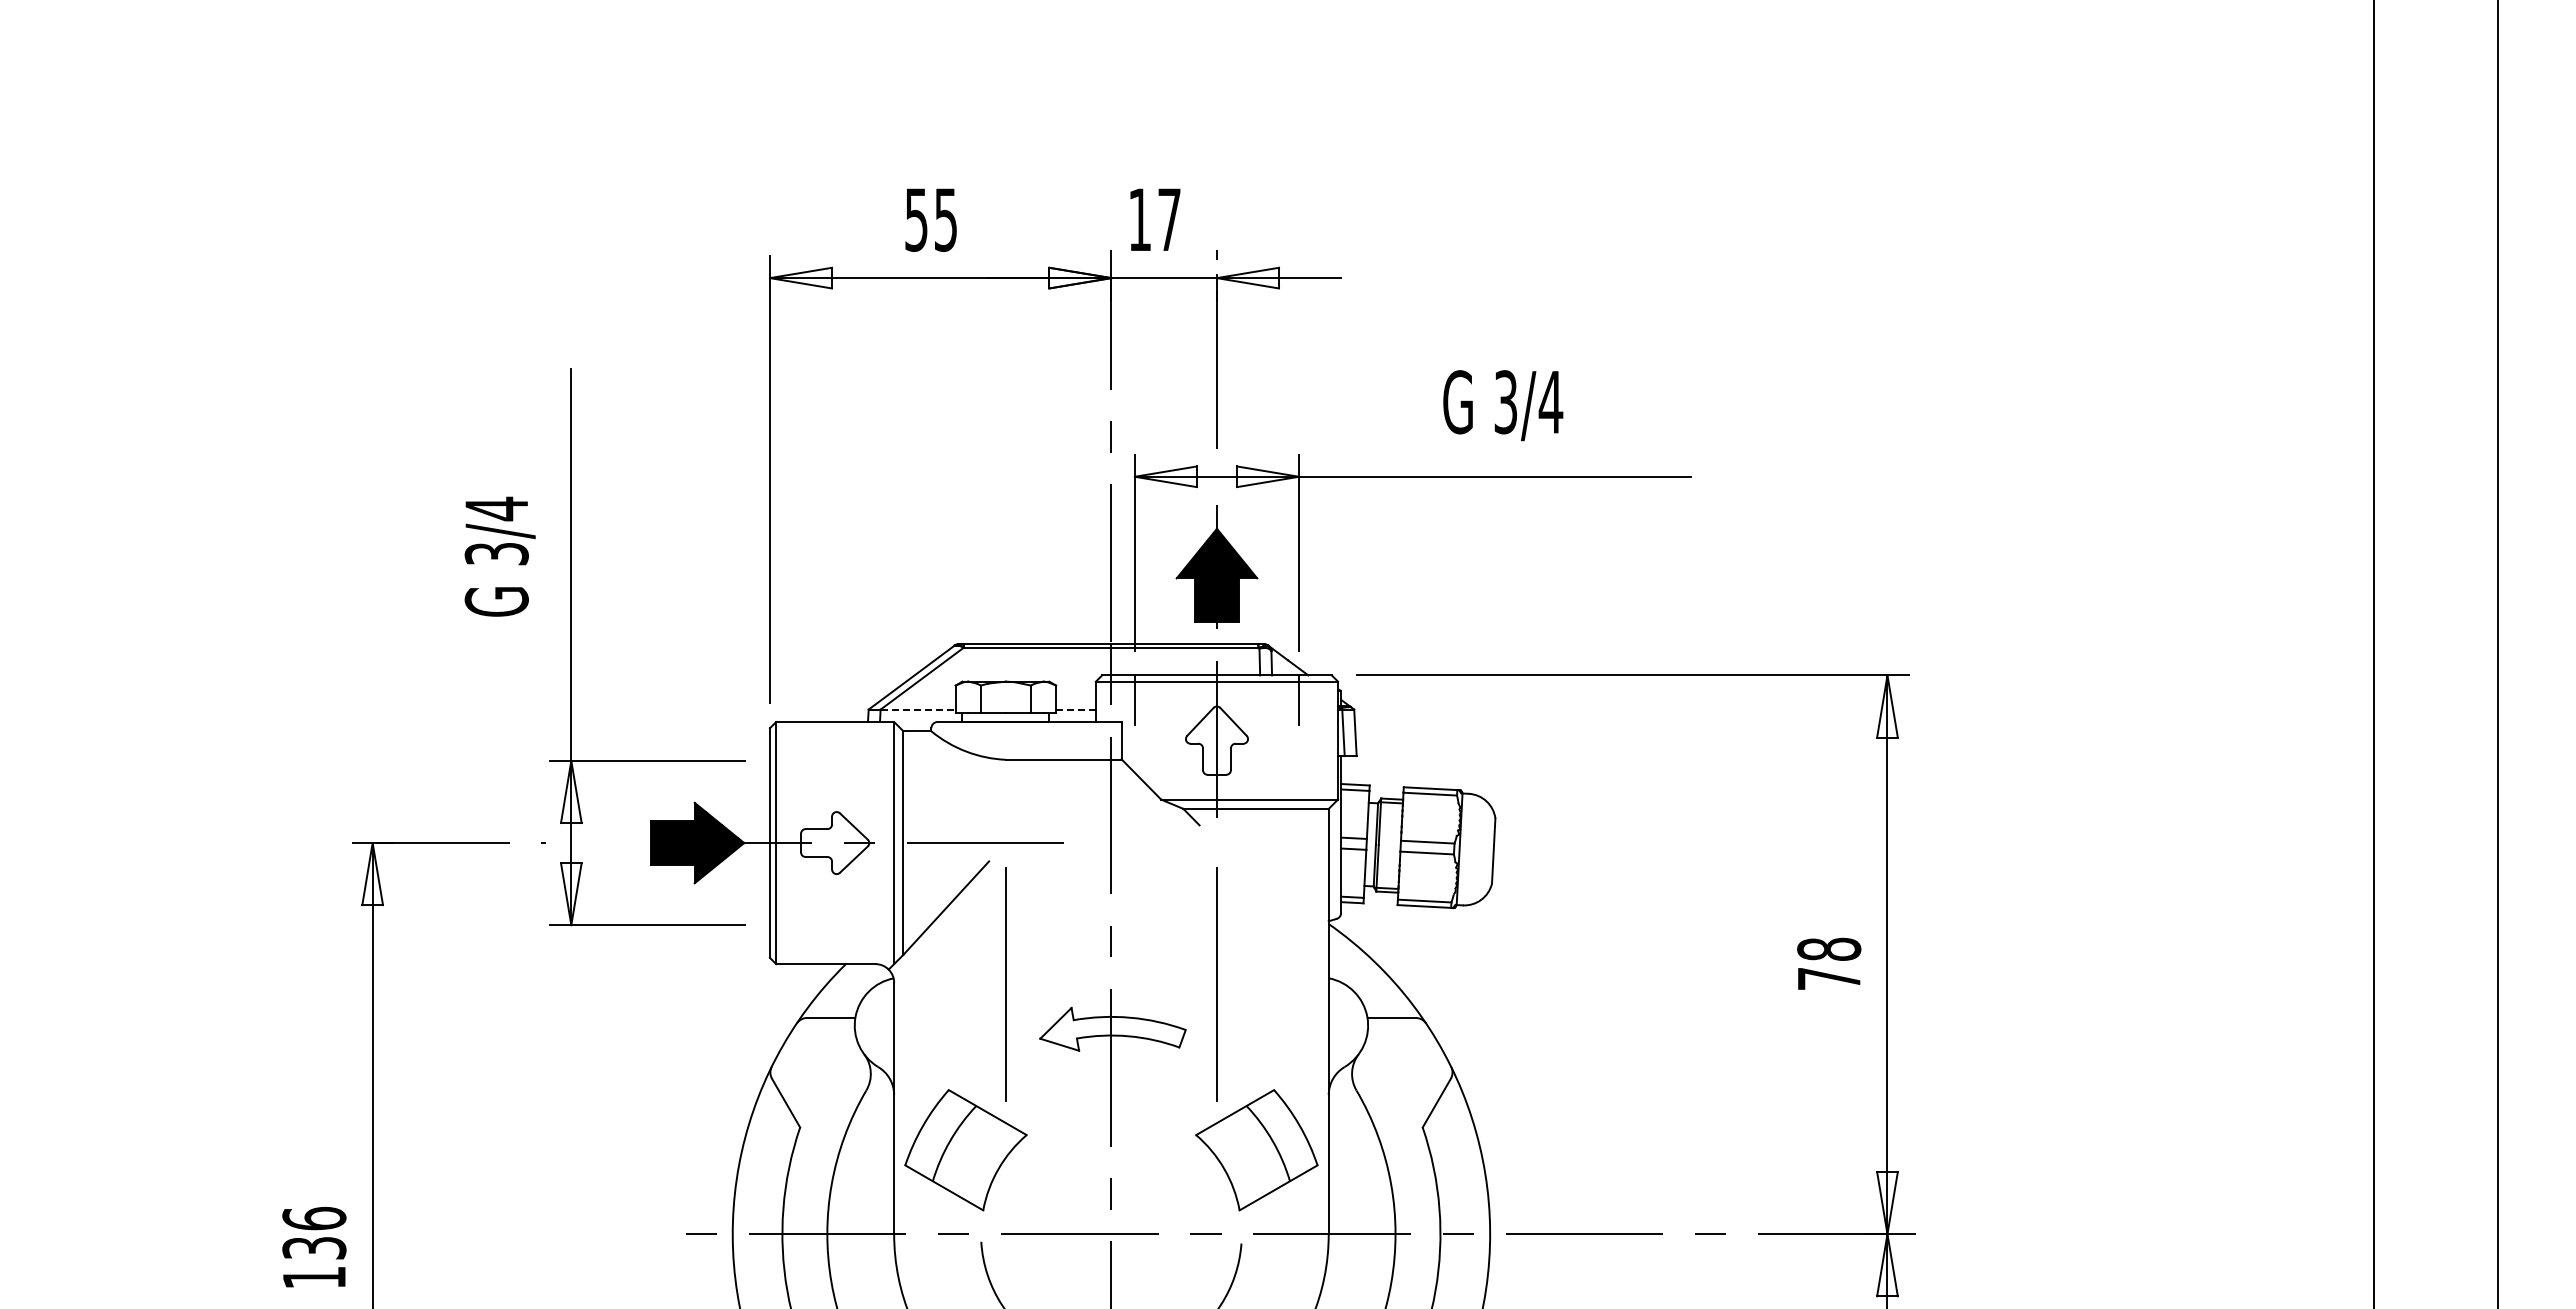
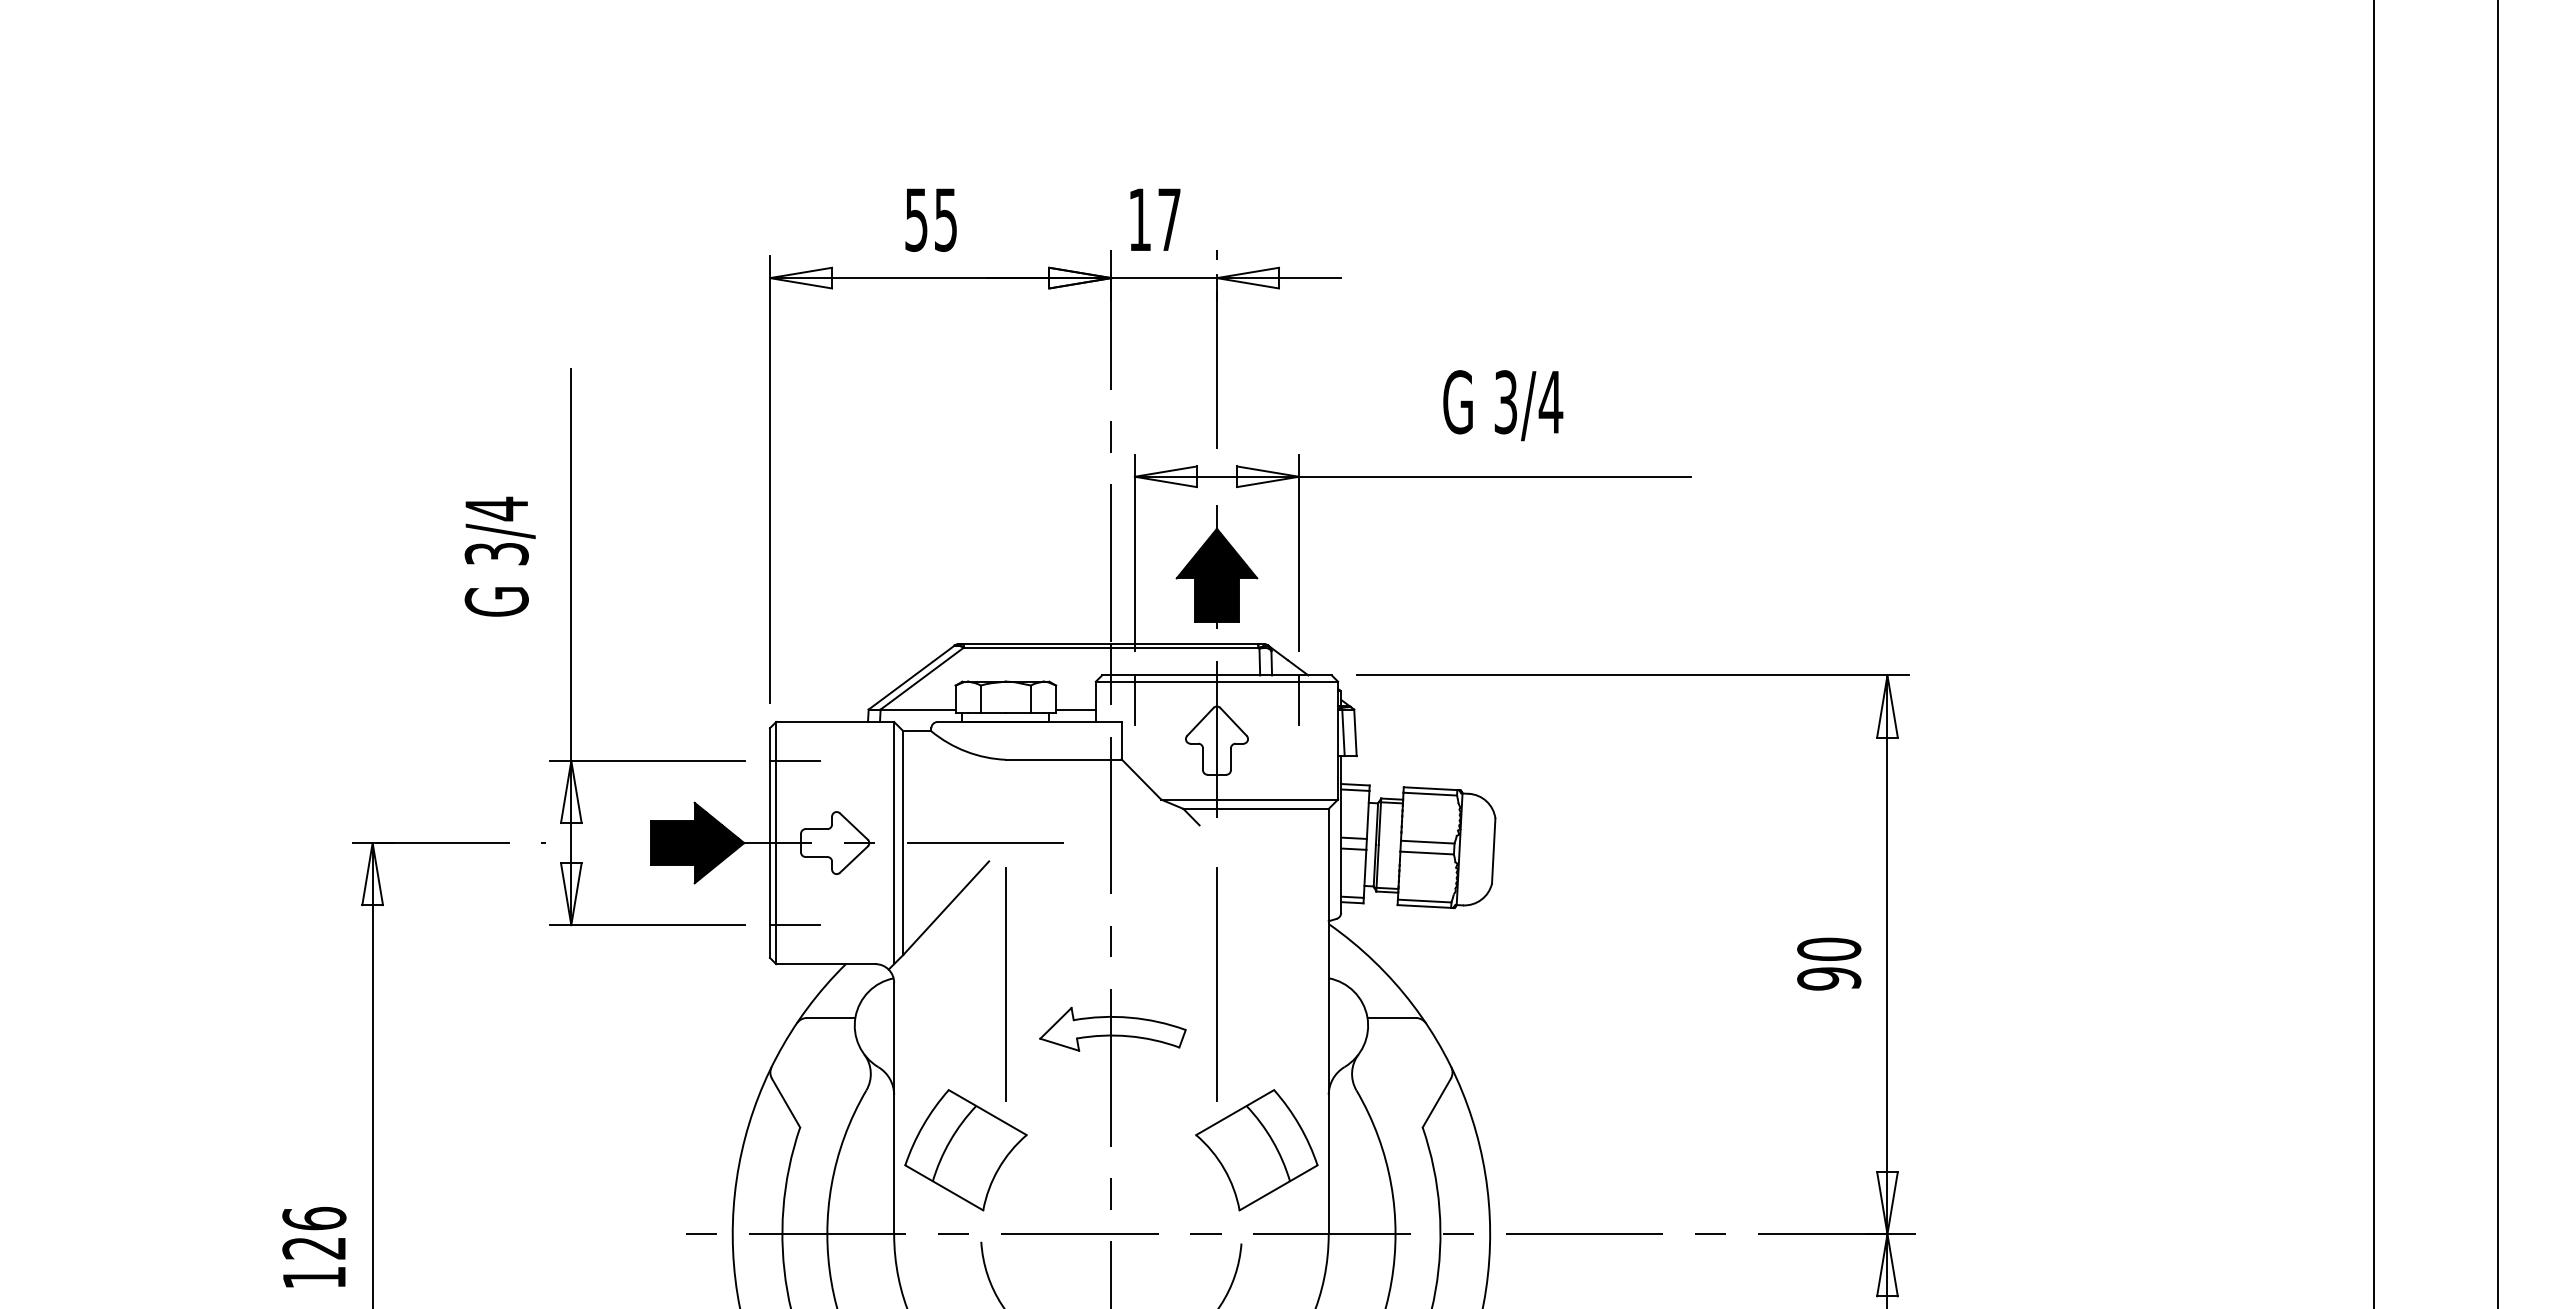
line: dashed -> solid (918, 709)
line: dashed -> solid (1076, 709)
line: none -> present (794, 761)
line: none -> present (794, 925)
text: 78 -> 90 (1829, 963)
text: 136 -> 126 (314, 1248)
